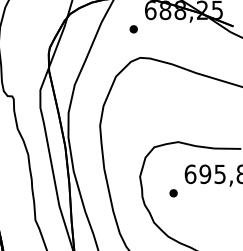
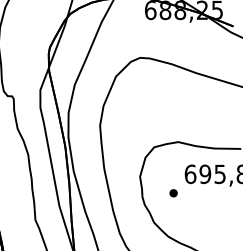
part: present -> none (133, 29)
